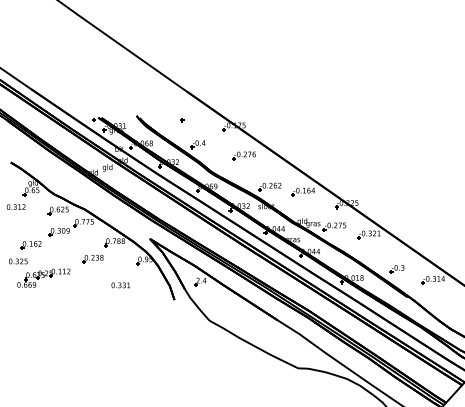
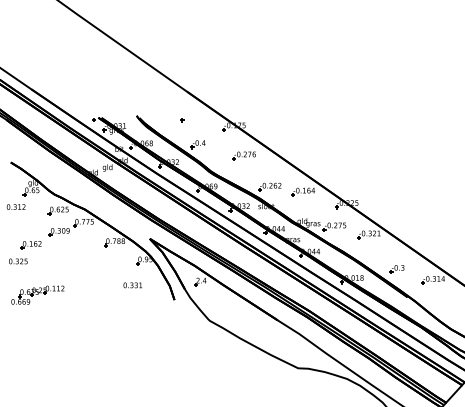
part: present -> none (92, 258)
part position: (43, 277) -> (37, 294) (37, 294)
text position: (120, 285) -> (132, 285) (132, 285)
